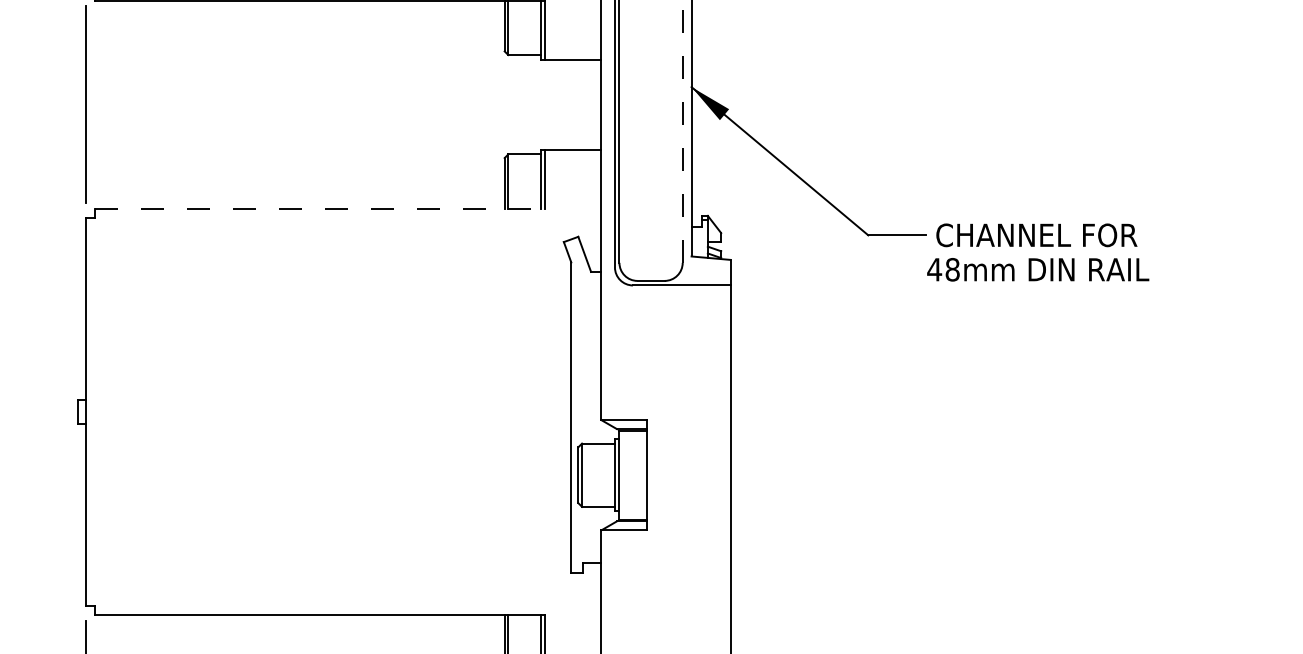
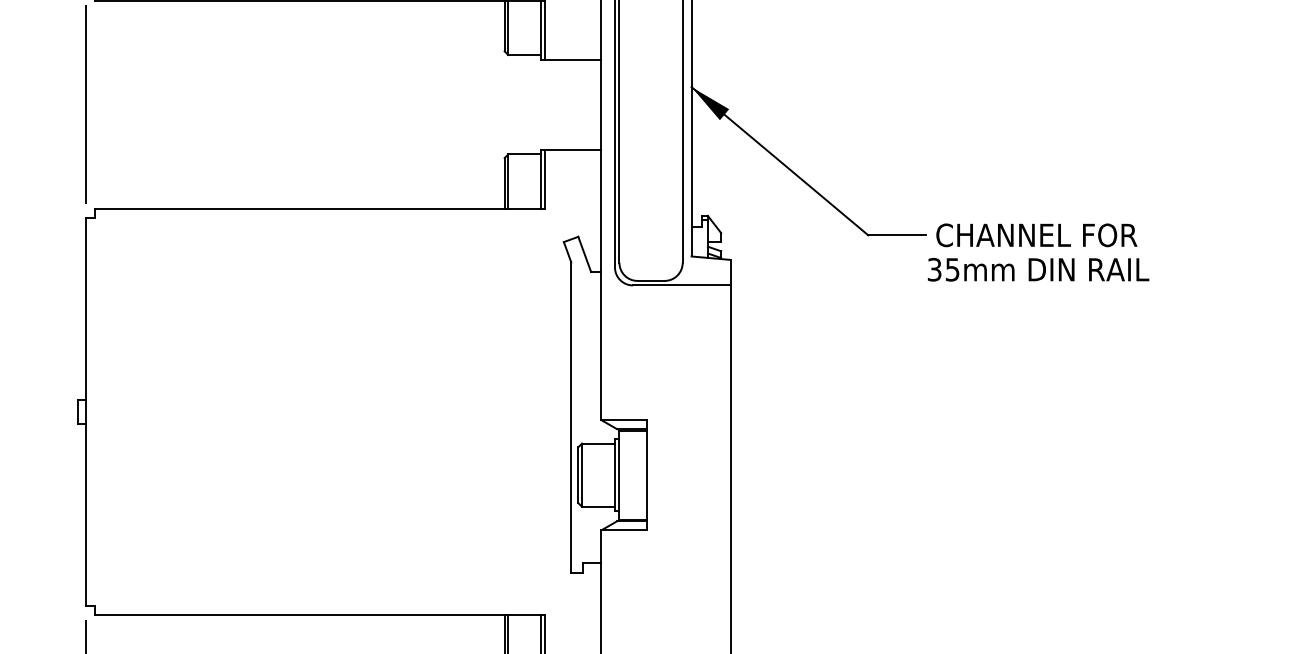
line: dashed -> solid (682, 131)
line: dashed -> solid (320, 208)
text: 48mm -> 35mm (943, 269)
